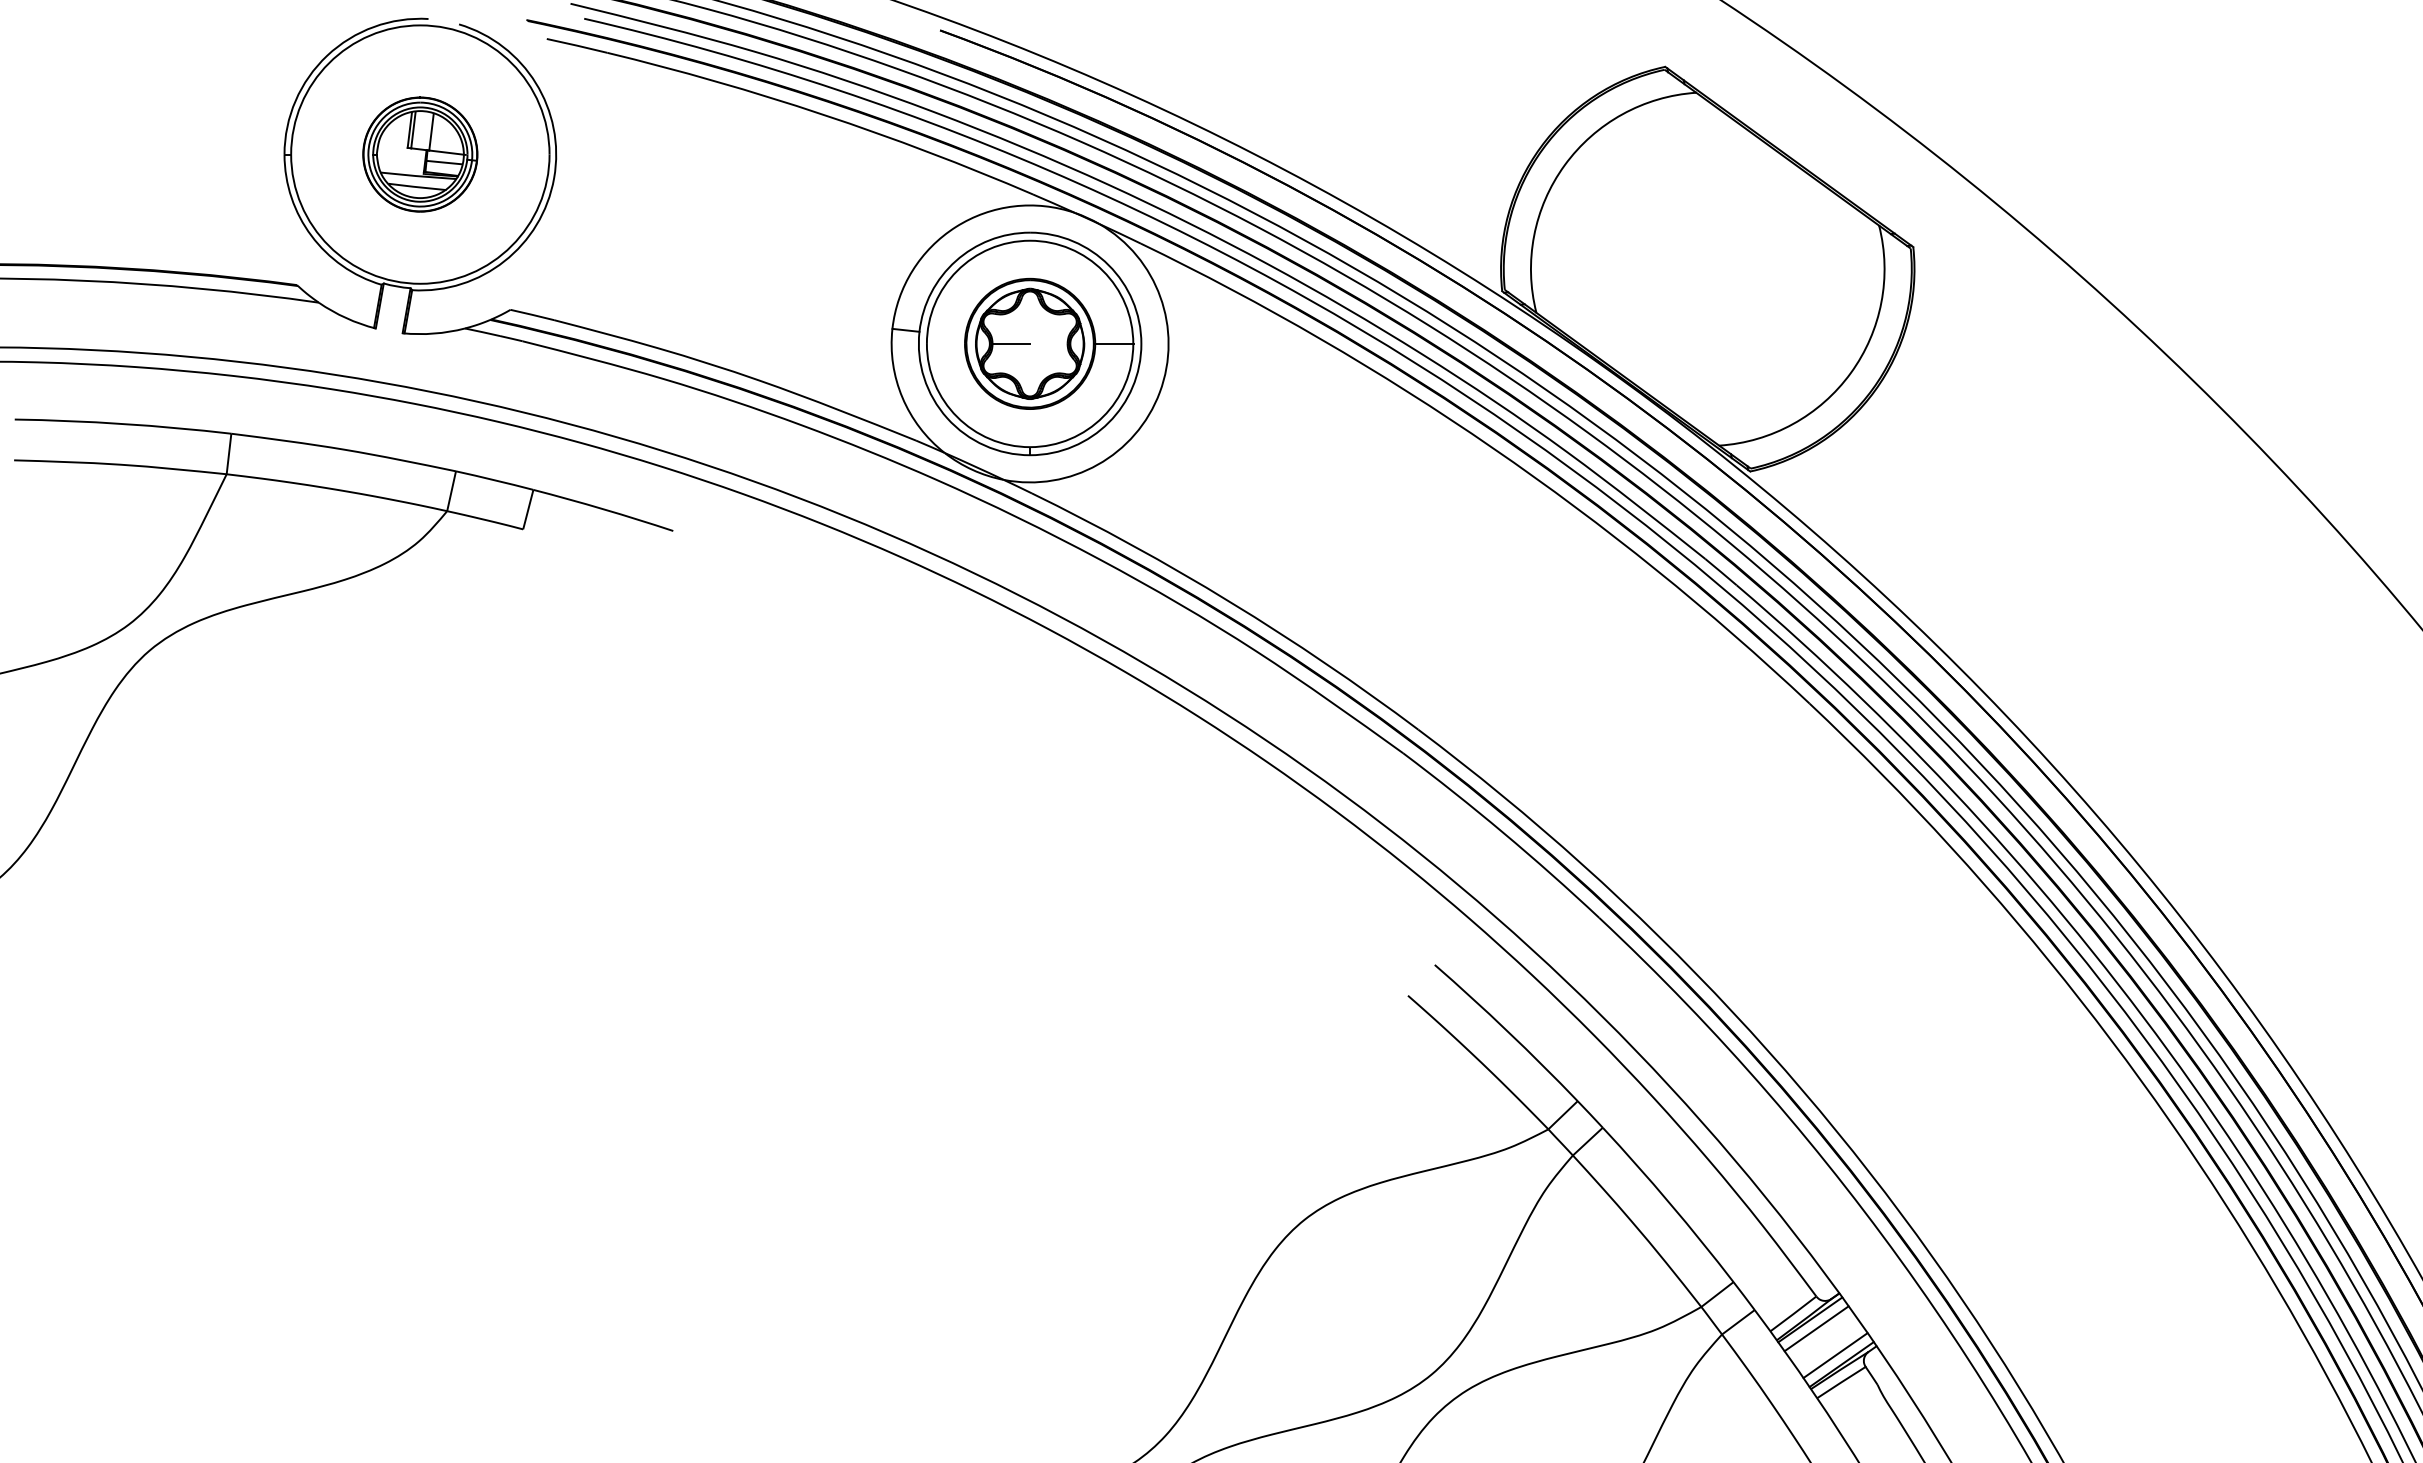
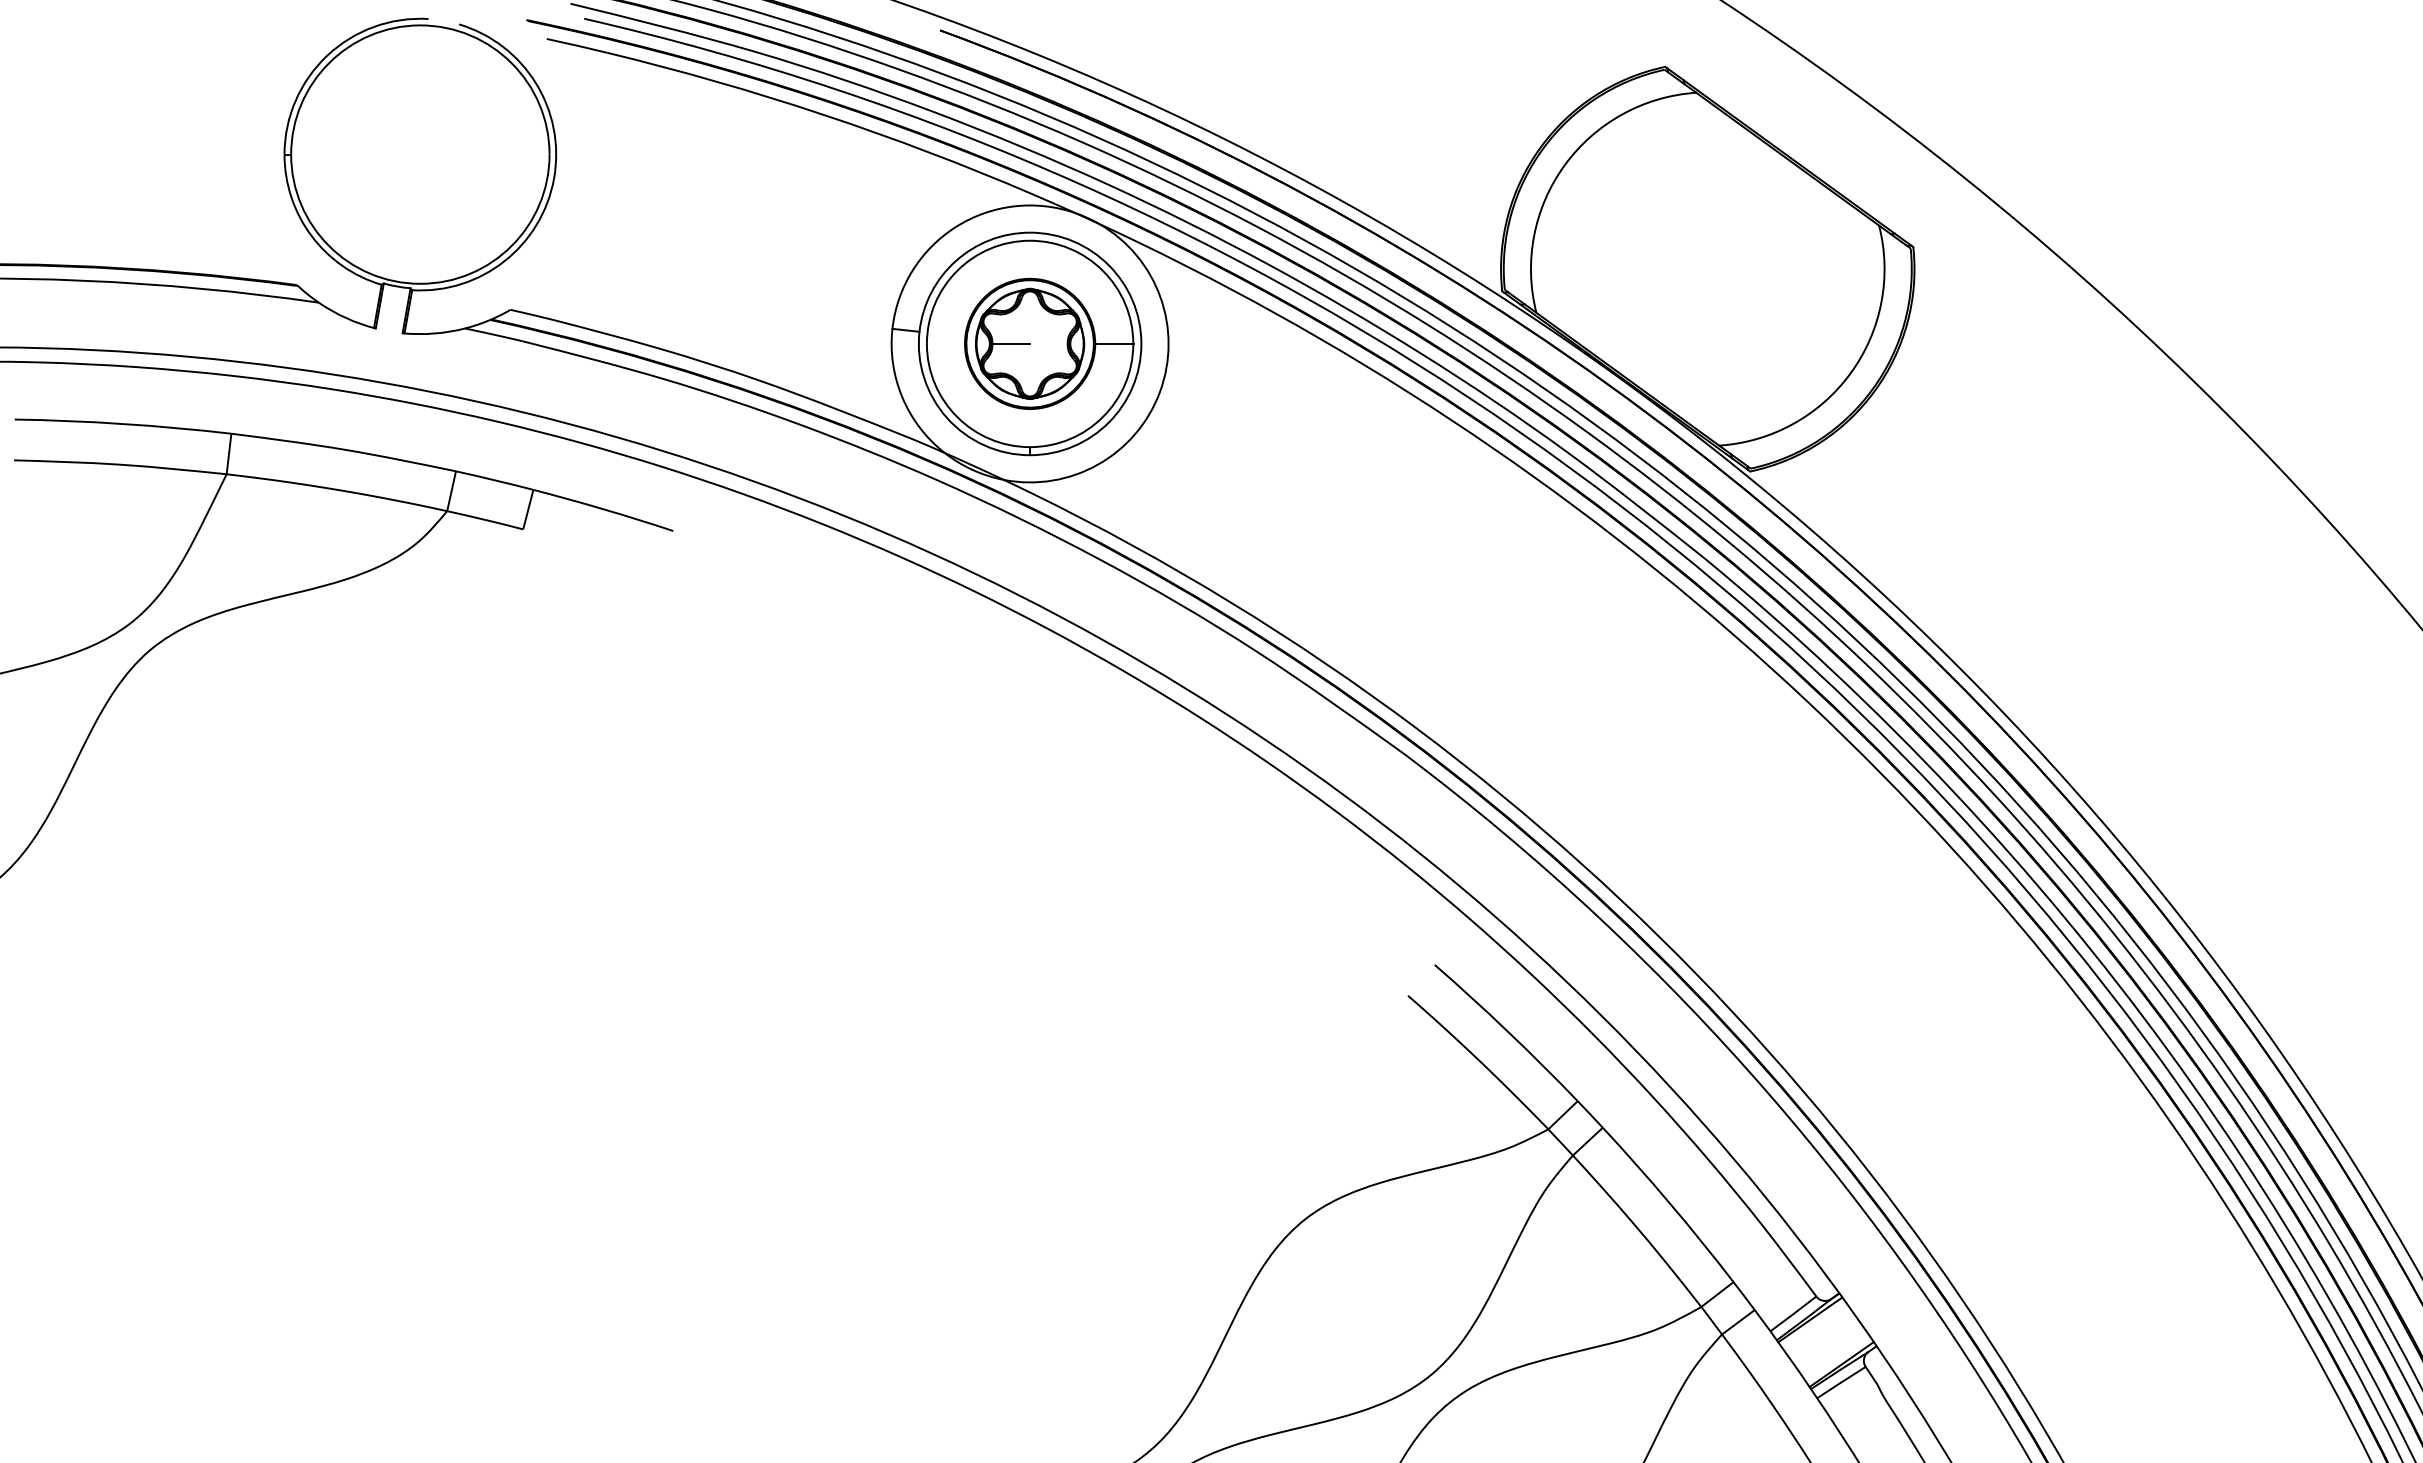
part: present -> none (420, 154)
line: present -> none (1816, 1328)
line: present -> none (1835, 1355)
